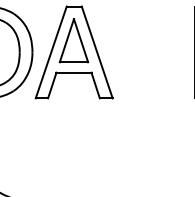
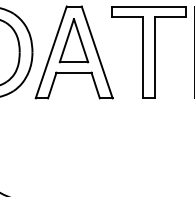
part: none -> present (148, 52)
